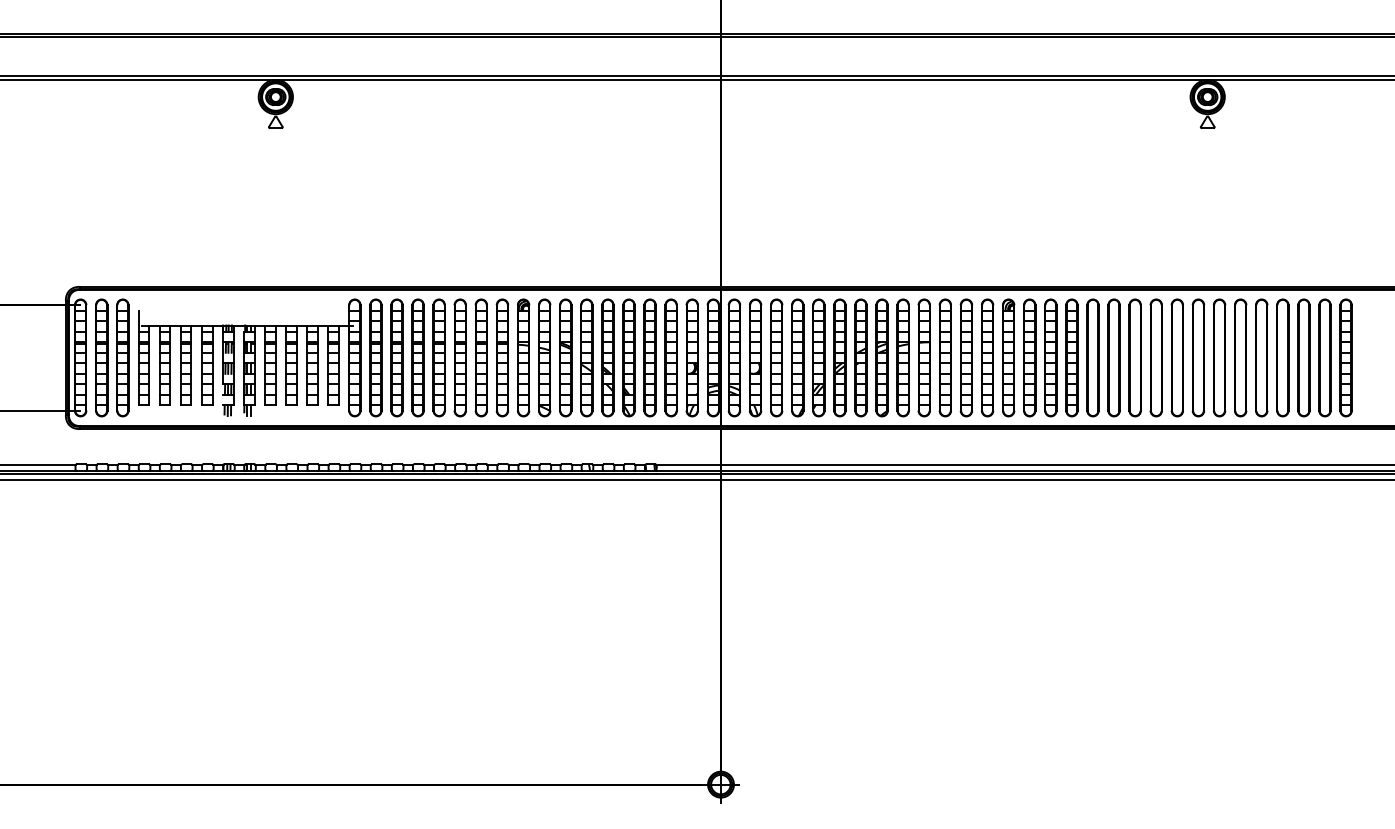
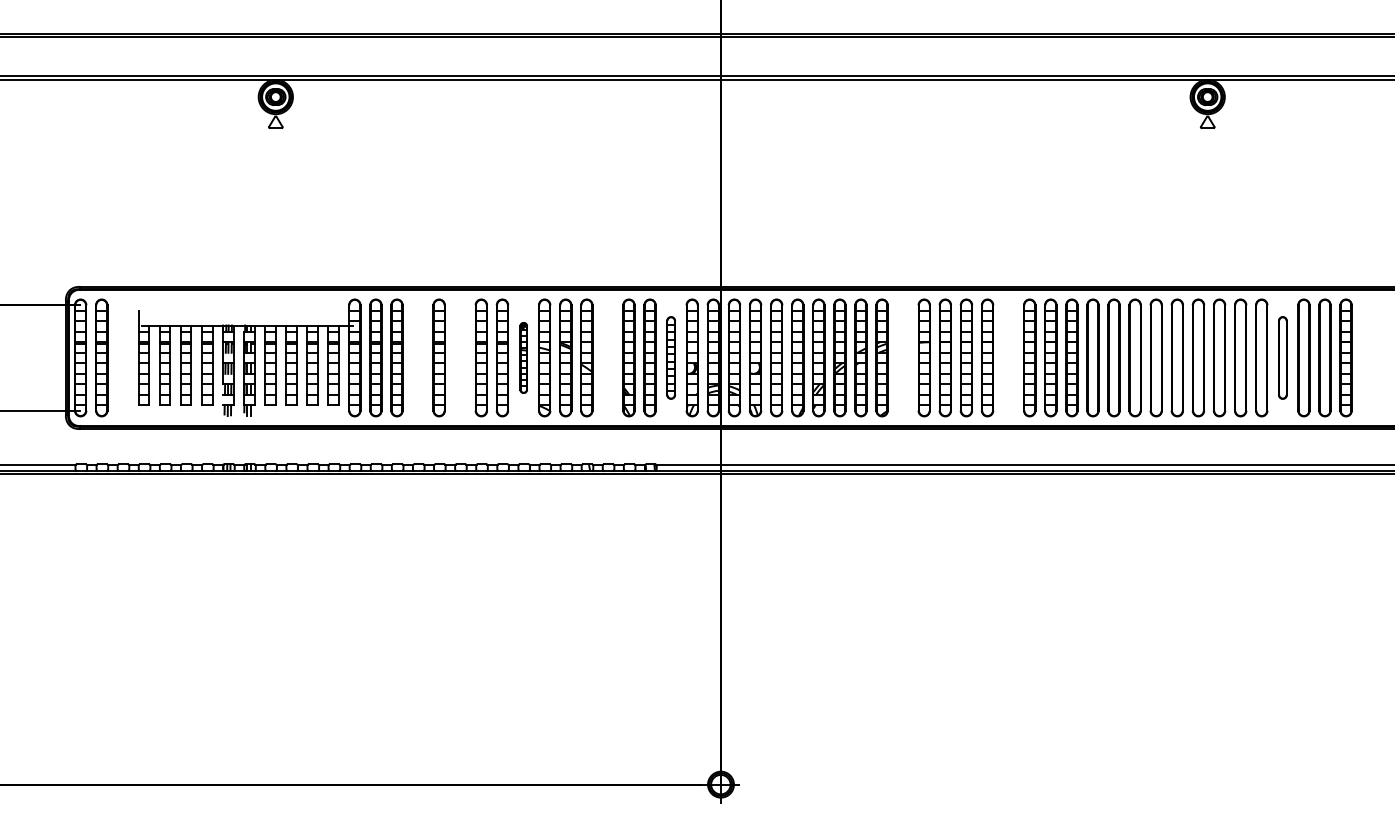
part: present -> none (122, 357)
part: present -> none (417, 357)
part: present -> none (459, 357)
part size: 14x120 px -> 9x72 px (523, 357)
part: present -> none (607, 357)
part size: 14x120 px -> 10x84 px (670, 357)
part: present -> none (902, 357)
part: present -> none (1008, 357)
part size: 14x120 px -> 10x84 px (1282, 357)
line: present -> none (696, 479)
